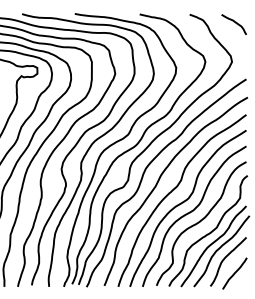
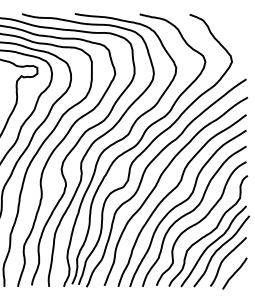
curve: present -> none (233, 22)
